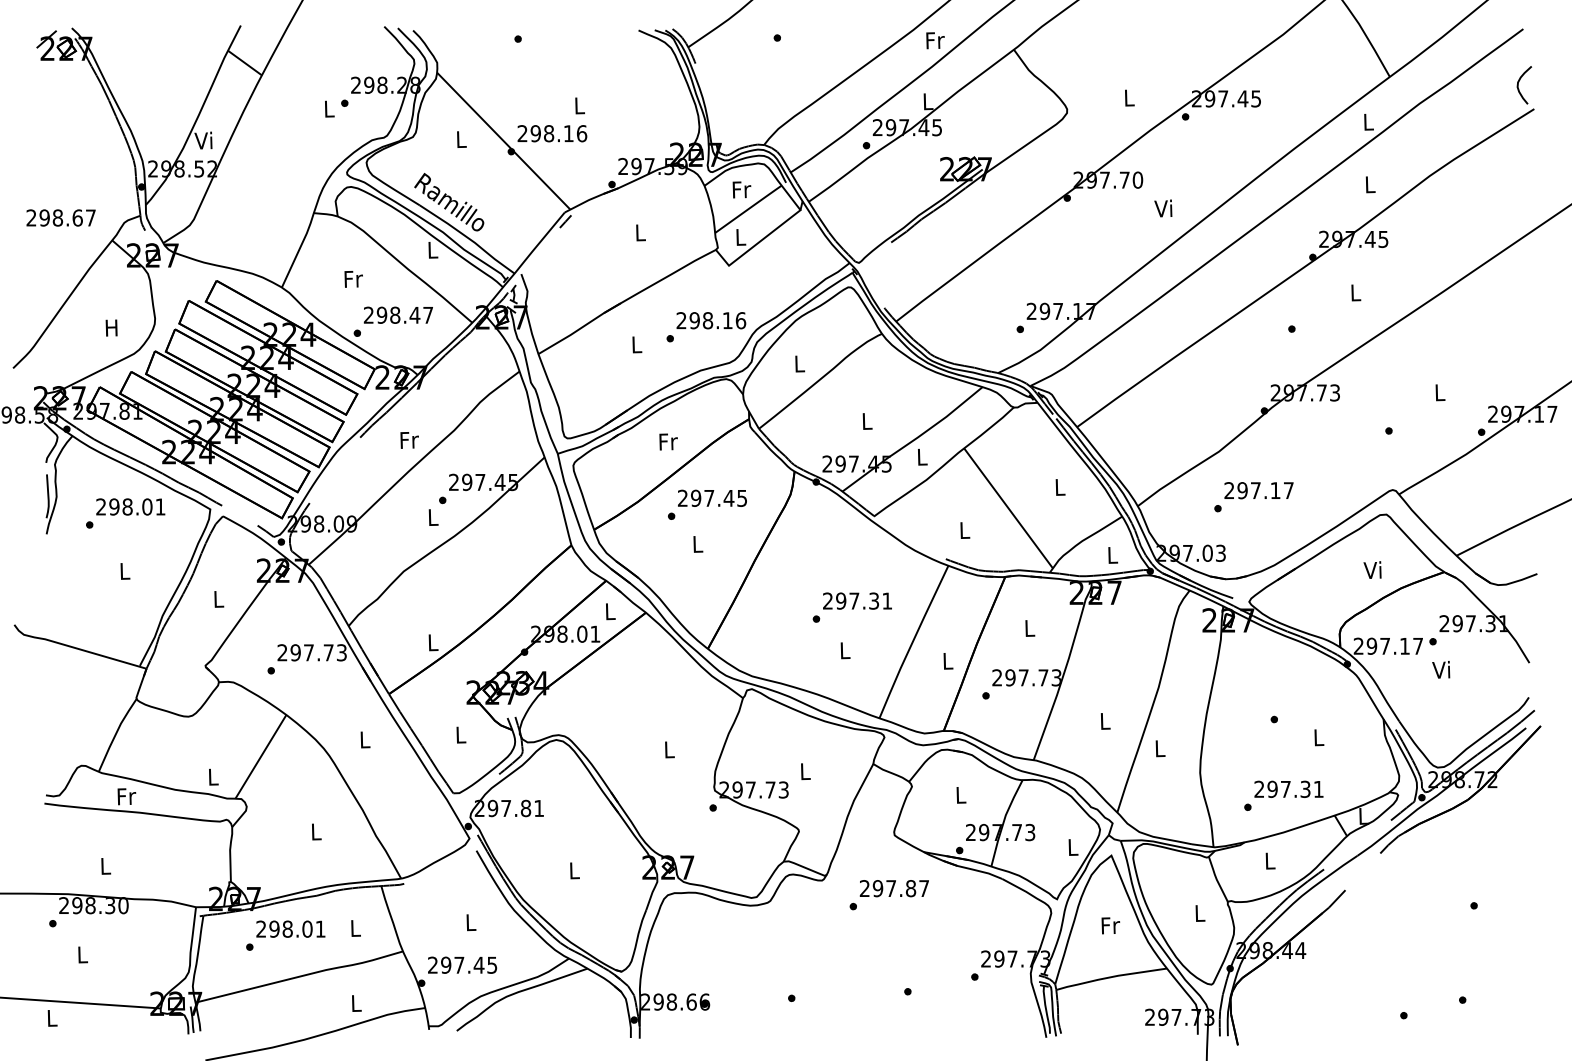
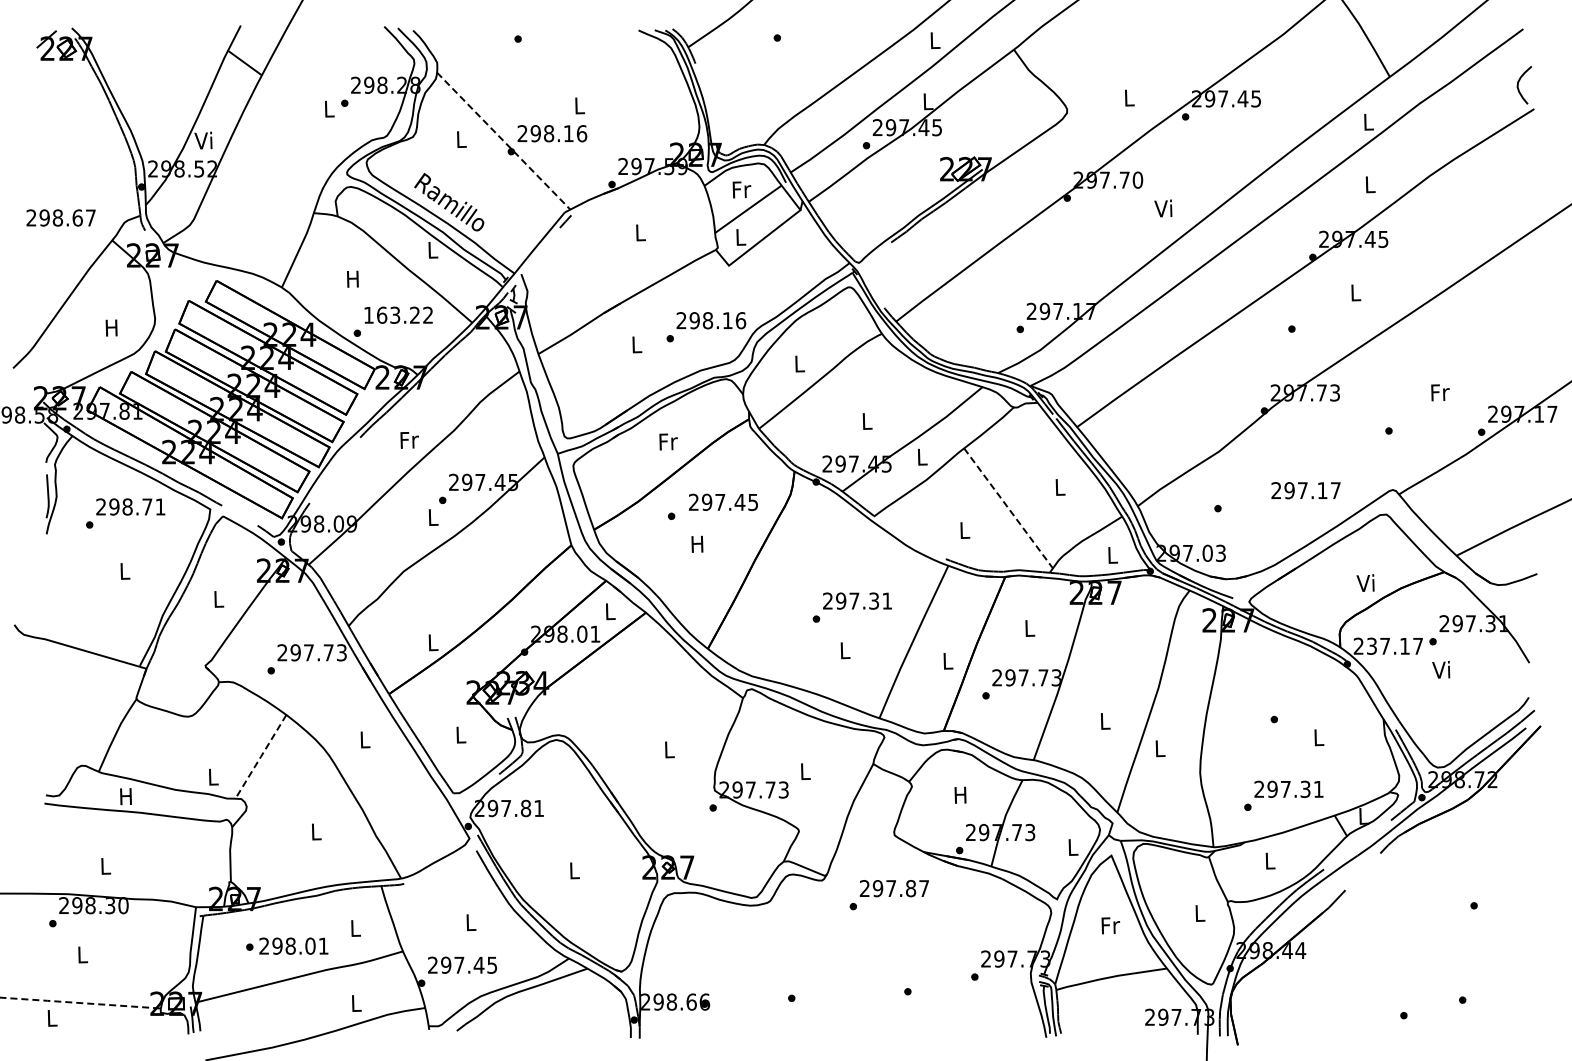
text: Fr -> L (935, 40)
line: solid -> dashed (503, 141)
text: Fr -> H (353, 278)
text: 298.47 -> 163.22 (397, 314)
text: L -> Fr (1440, 392)
text position: (1258, 490) -> (1305, 490) (1305, 490)
text position: (712, 497) -> (723, 501) (723, 501)
text: 298.01 -> 298.71 (147, 506)
line: solid -> dashed (1008, 508)
text: L -> H (697, 543)
text position: (1372, 569) -> (1365, 582) (1365, 582)
text: 297.17 -> 237.17 (1371, 645)
line: solid -> dashed (260, 756)
text: L -> H (960, 794)
text: Fr -> H (126, 796)
text position: (290, 928) -> (293, 945) (293, 945)
line: solid -> dashed (80, 1003)
